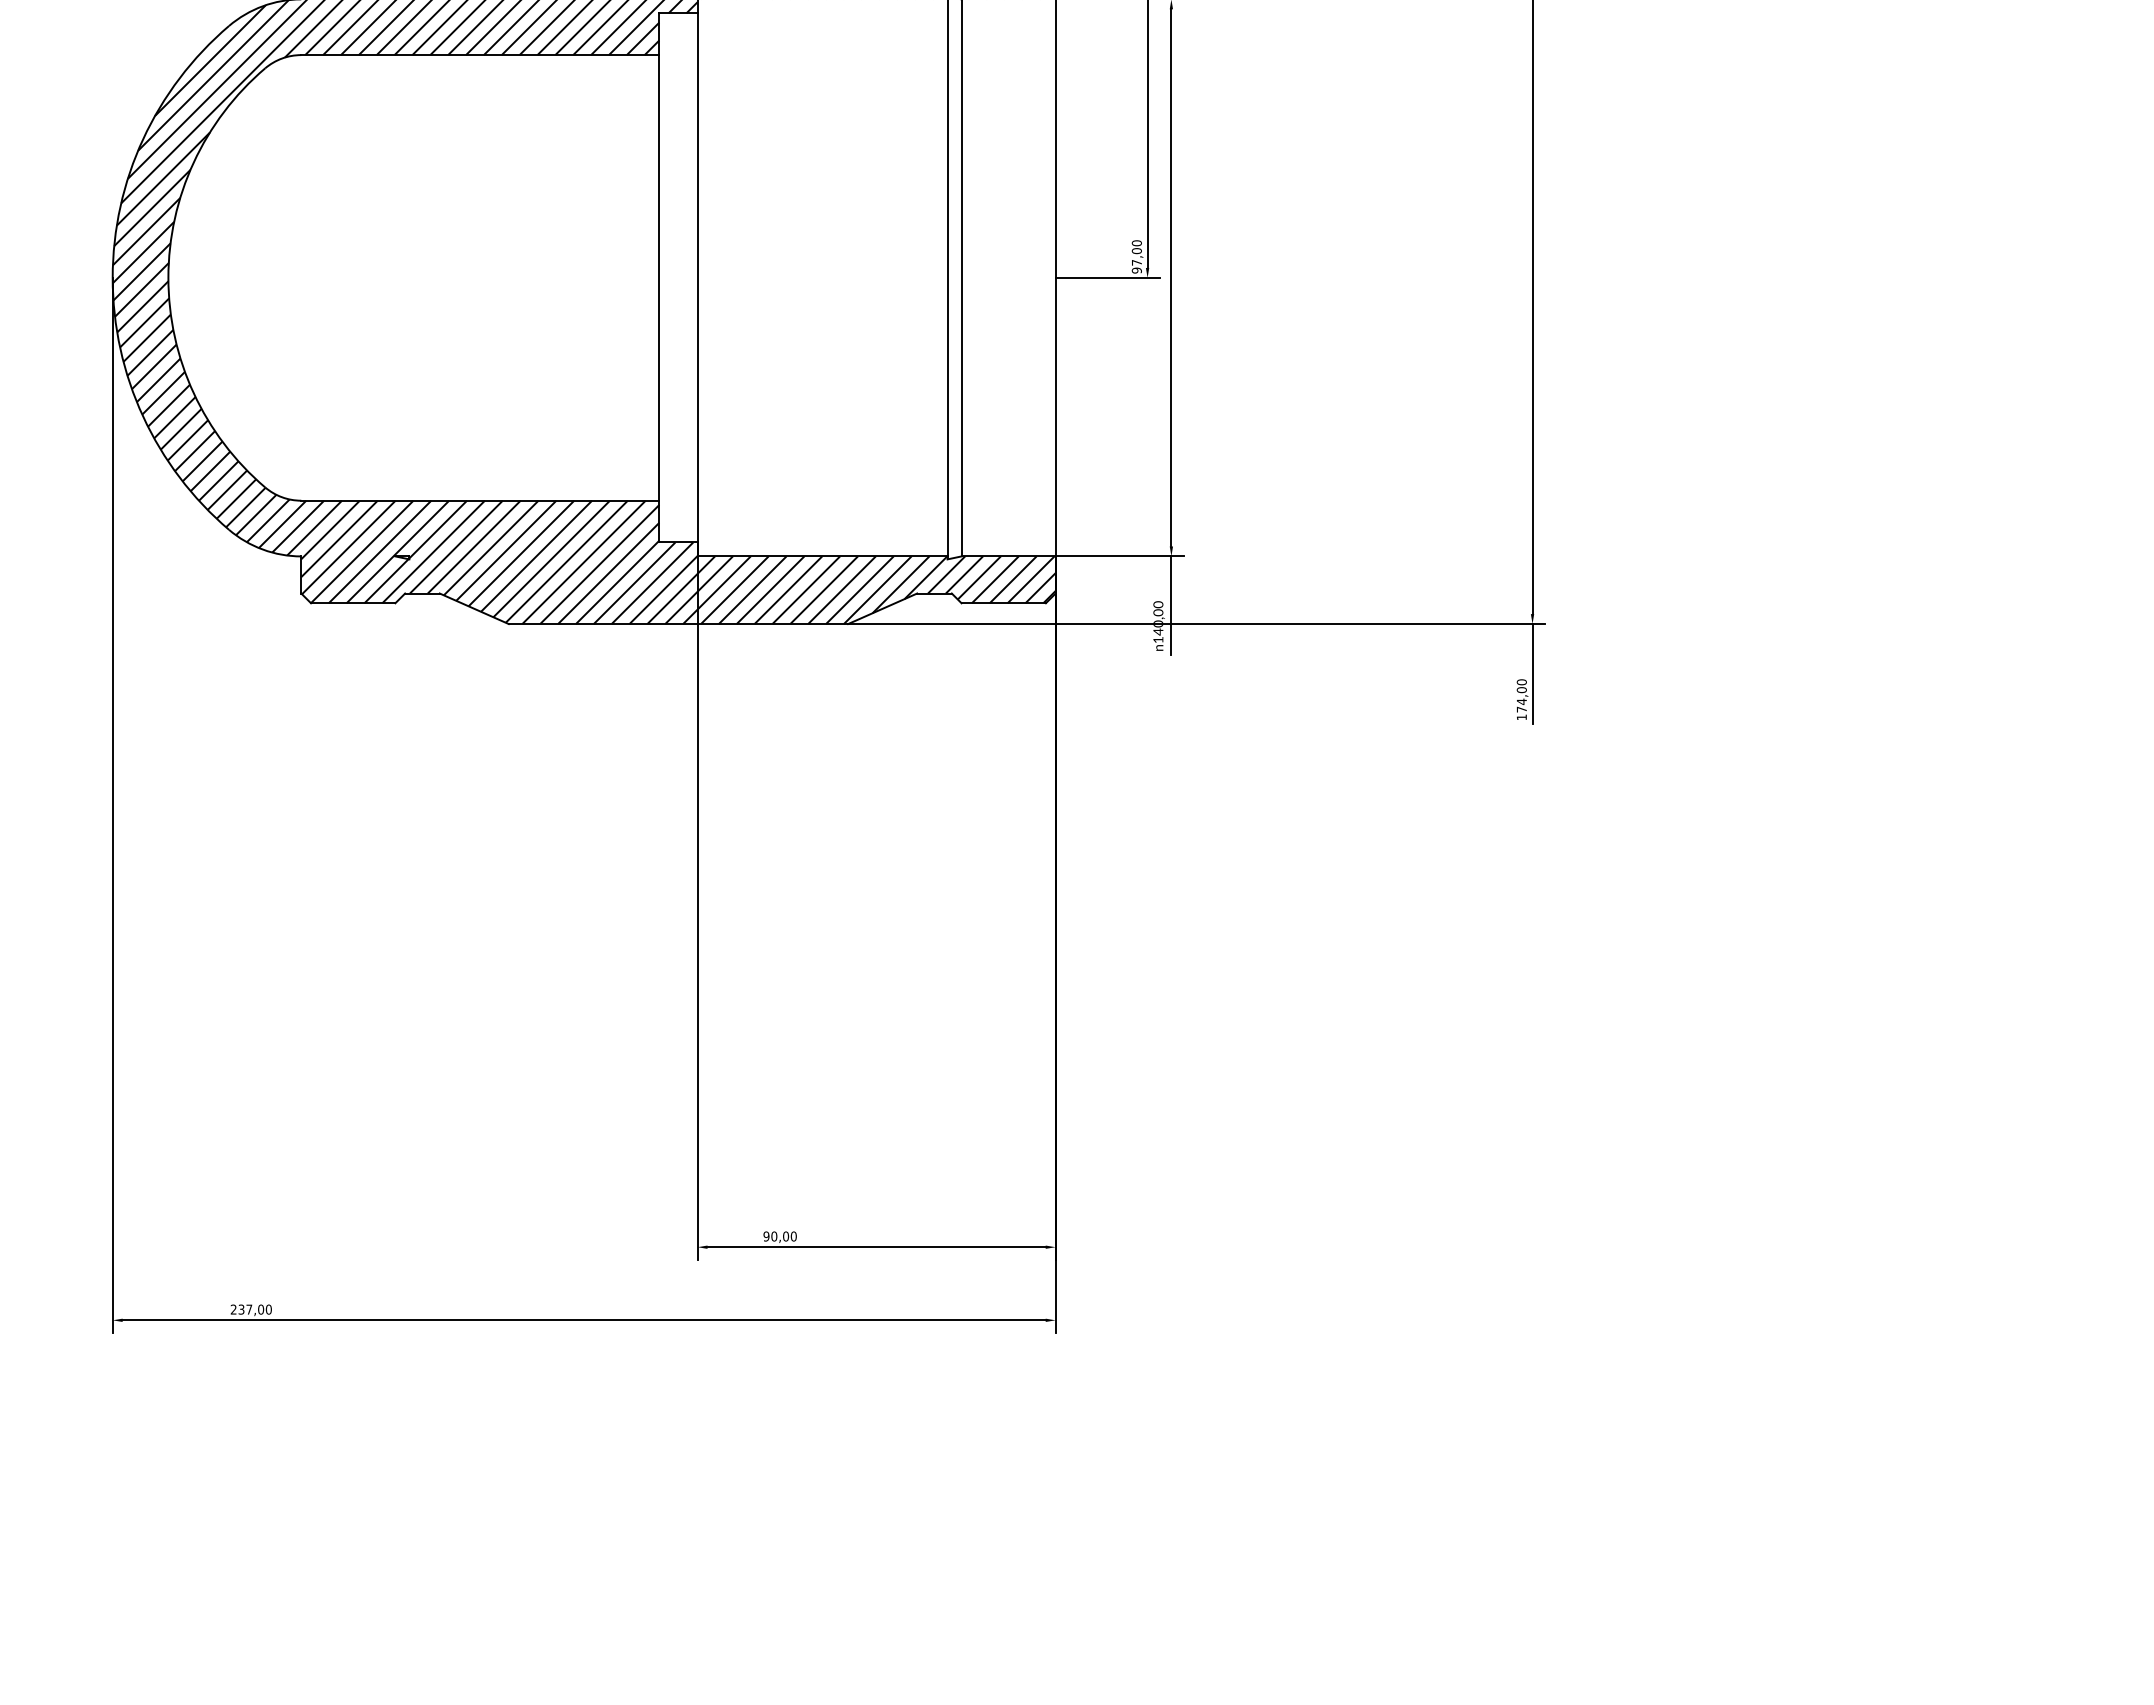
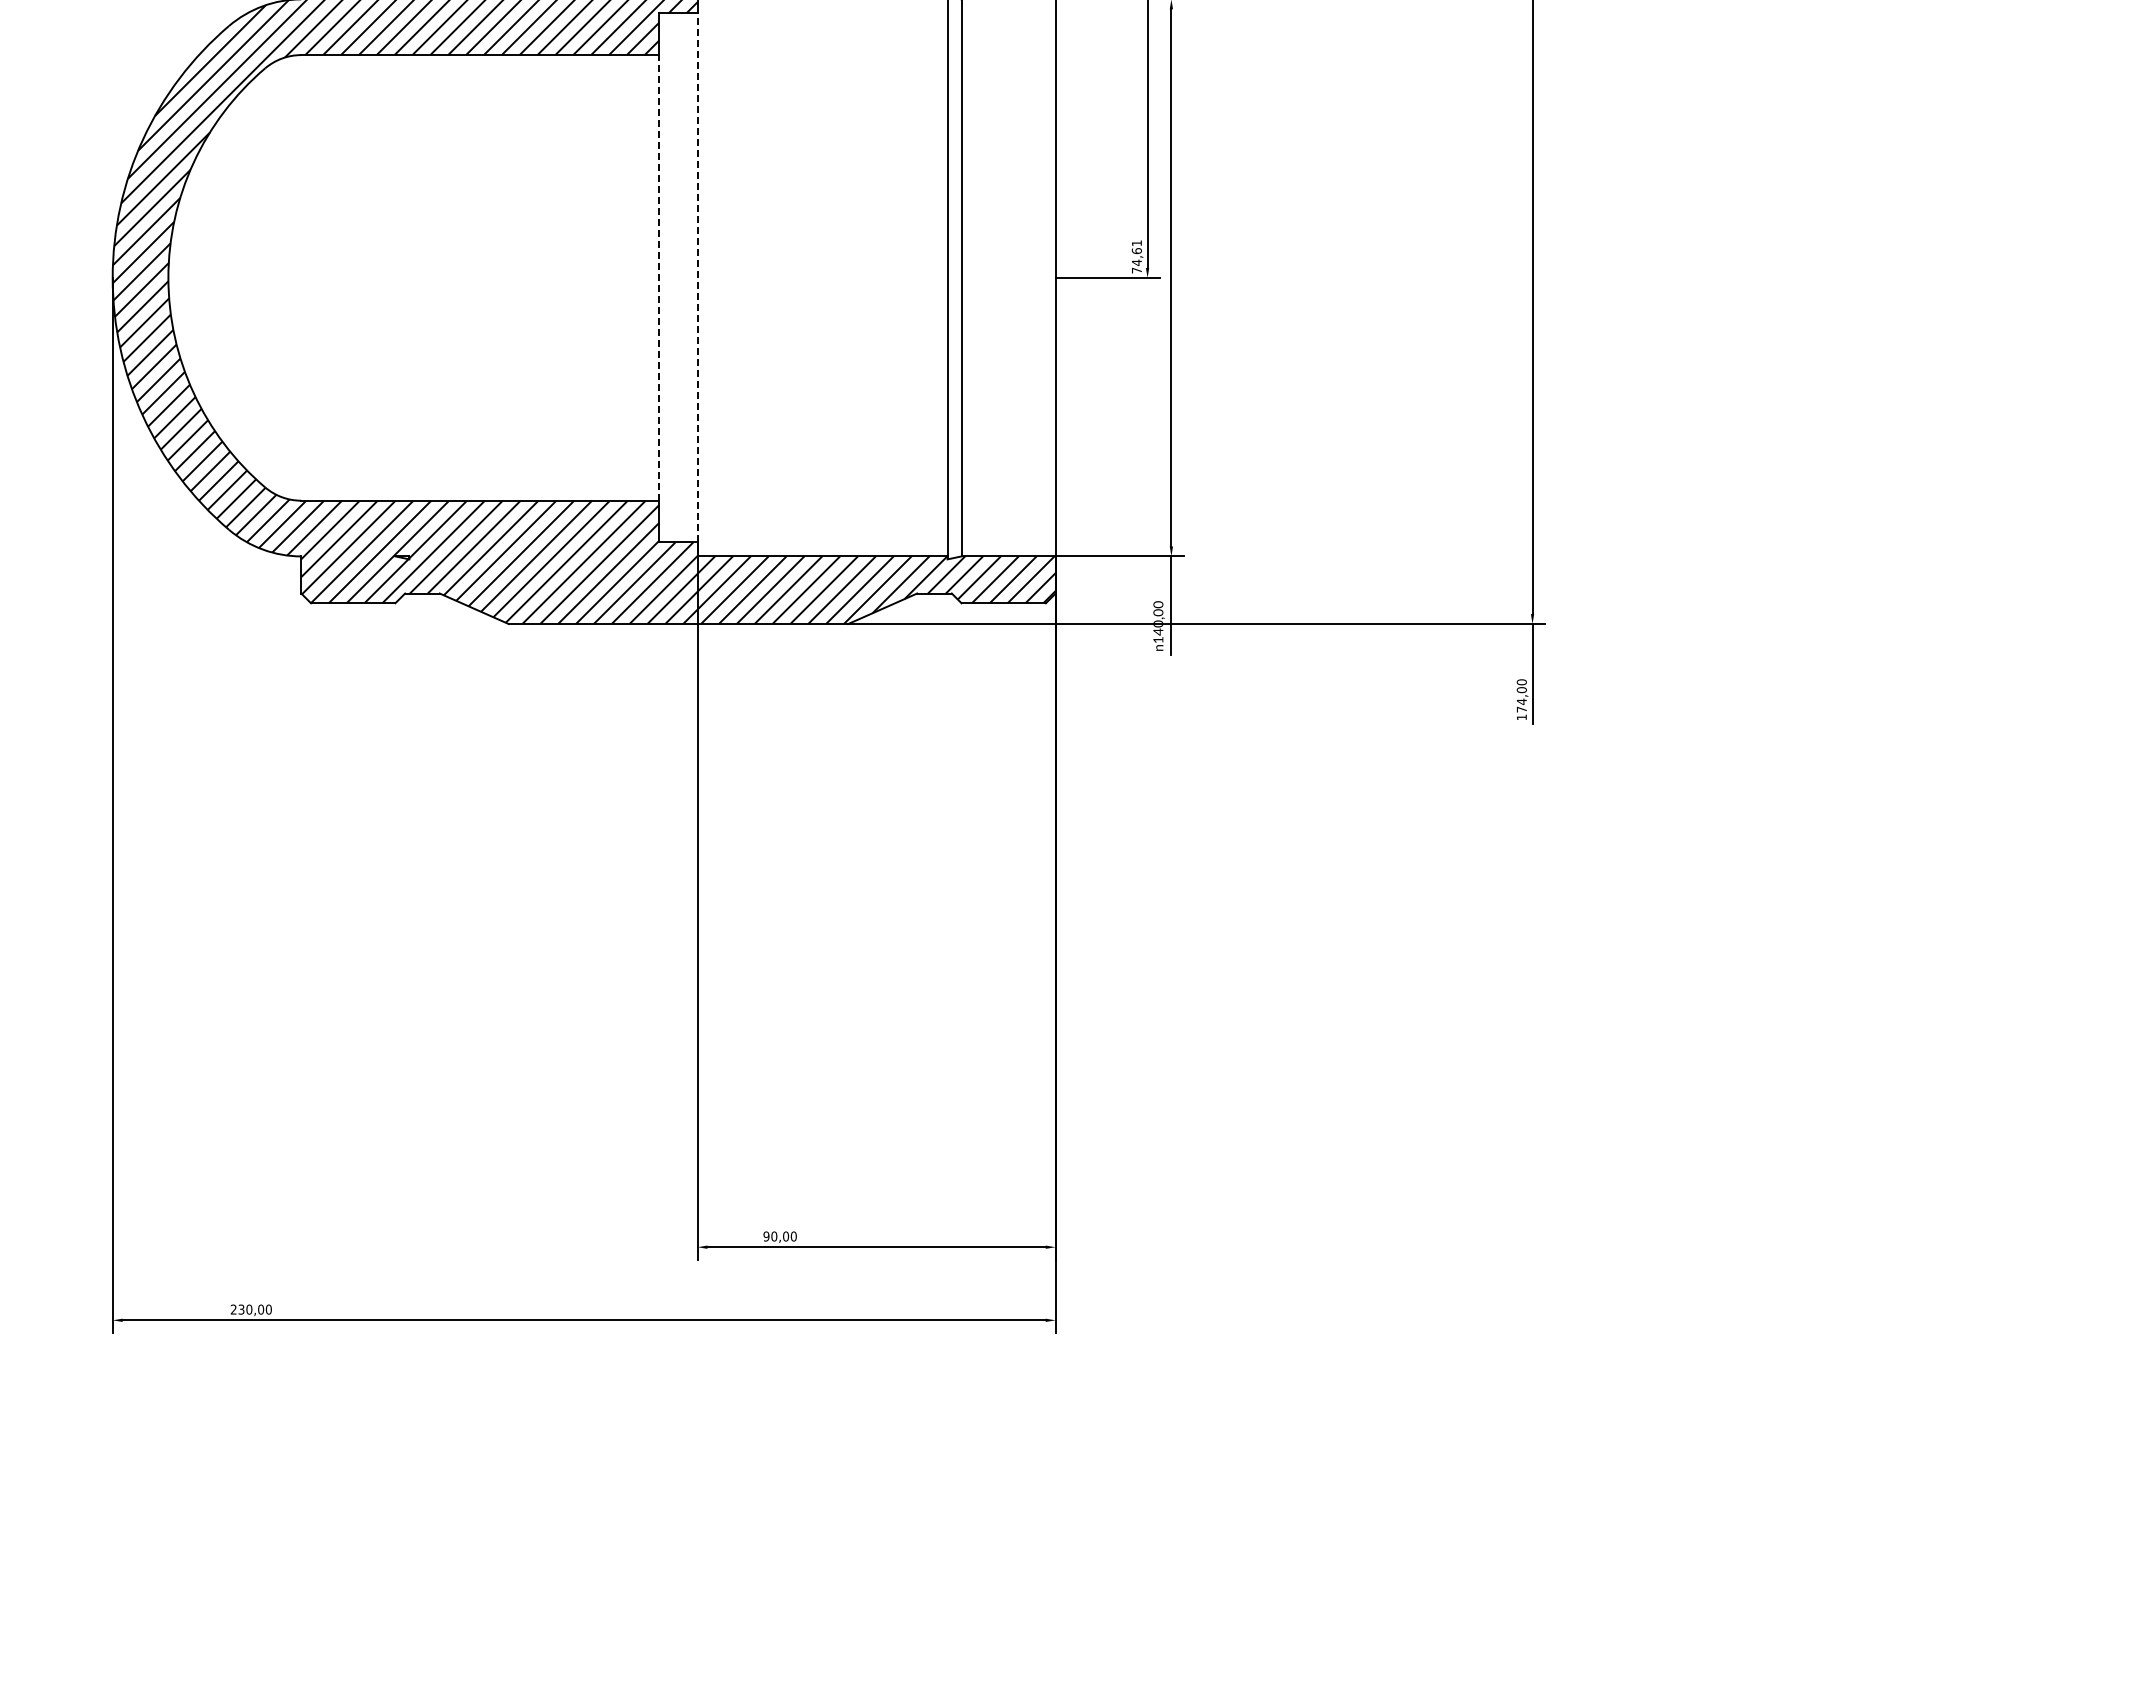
text: 97,00 -> 74,61 (1136, 256)
line: solid -> dashed (659, 277)
line: solid -> dashed (697, 277)
text: 237,00 -> 230,00 (249, 1309)
